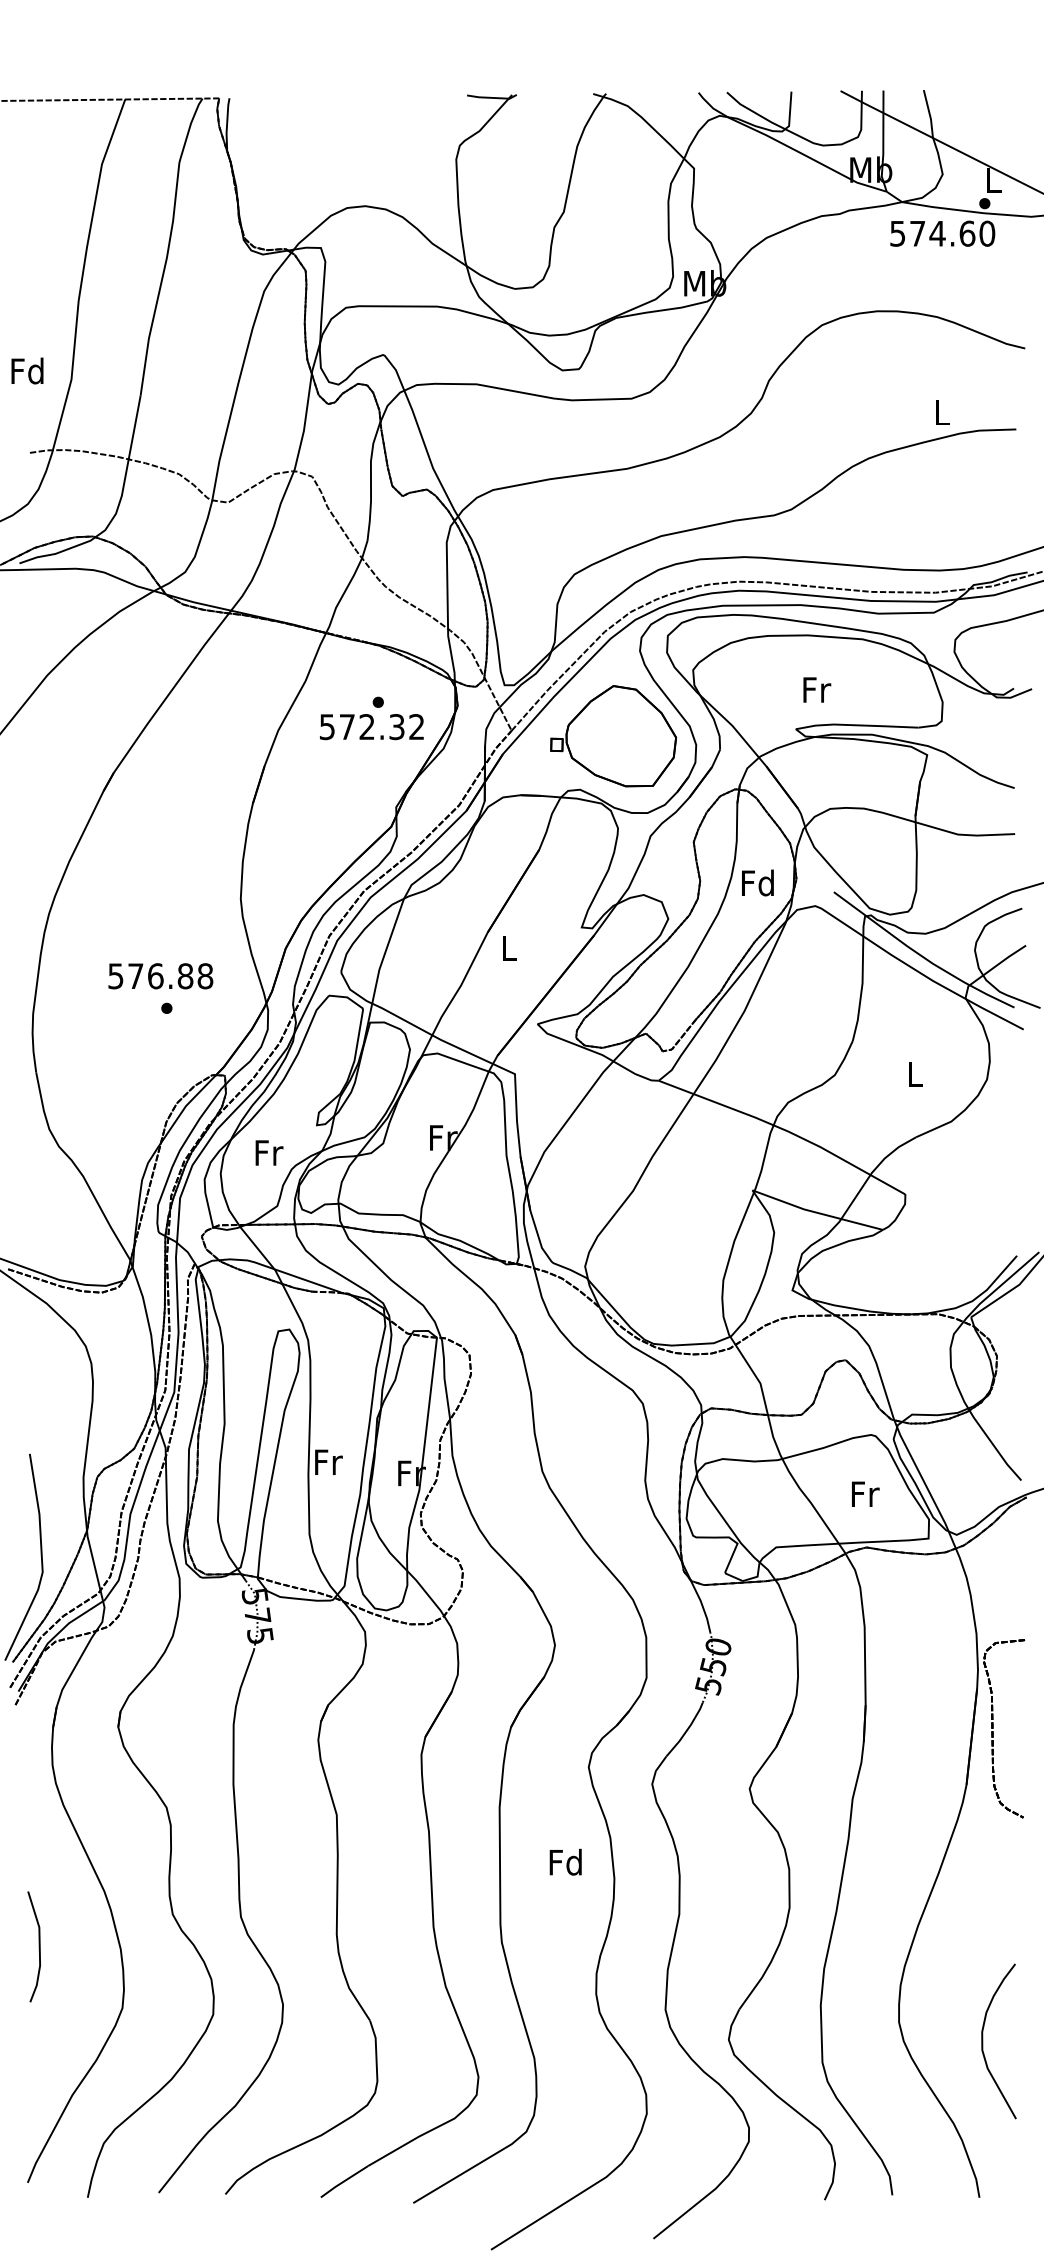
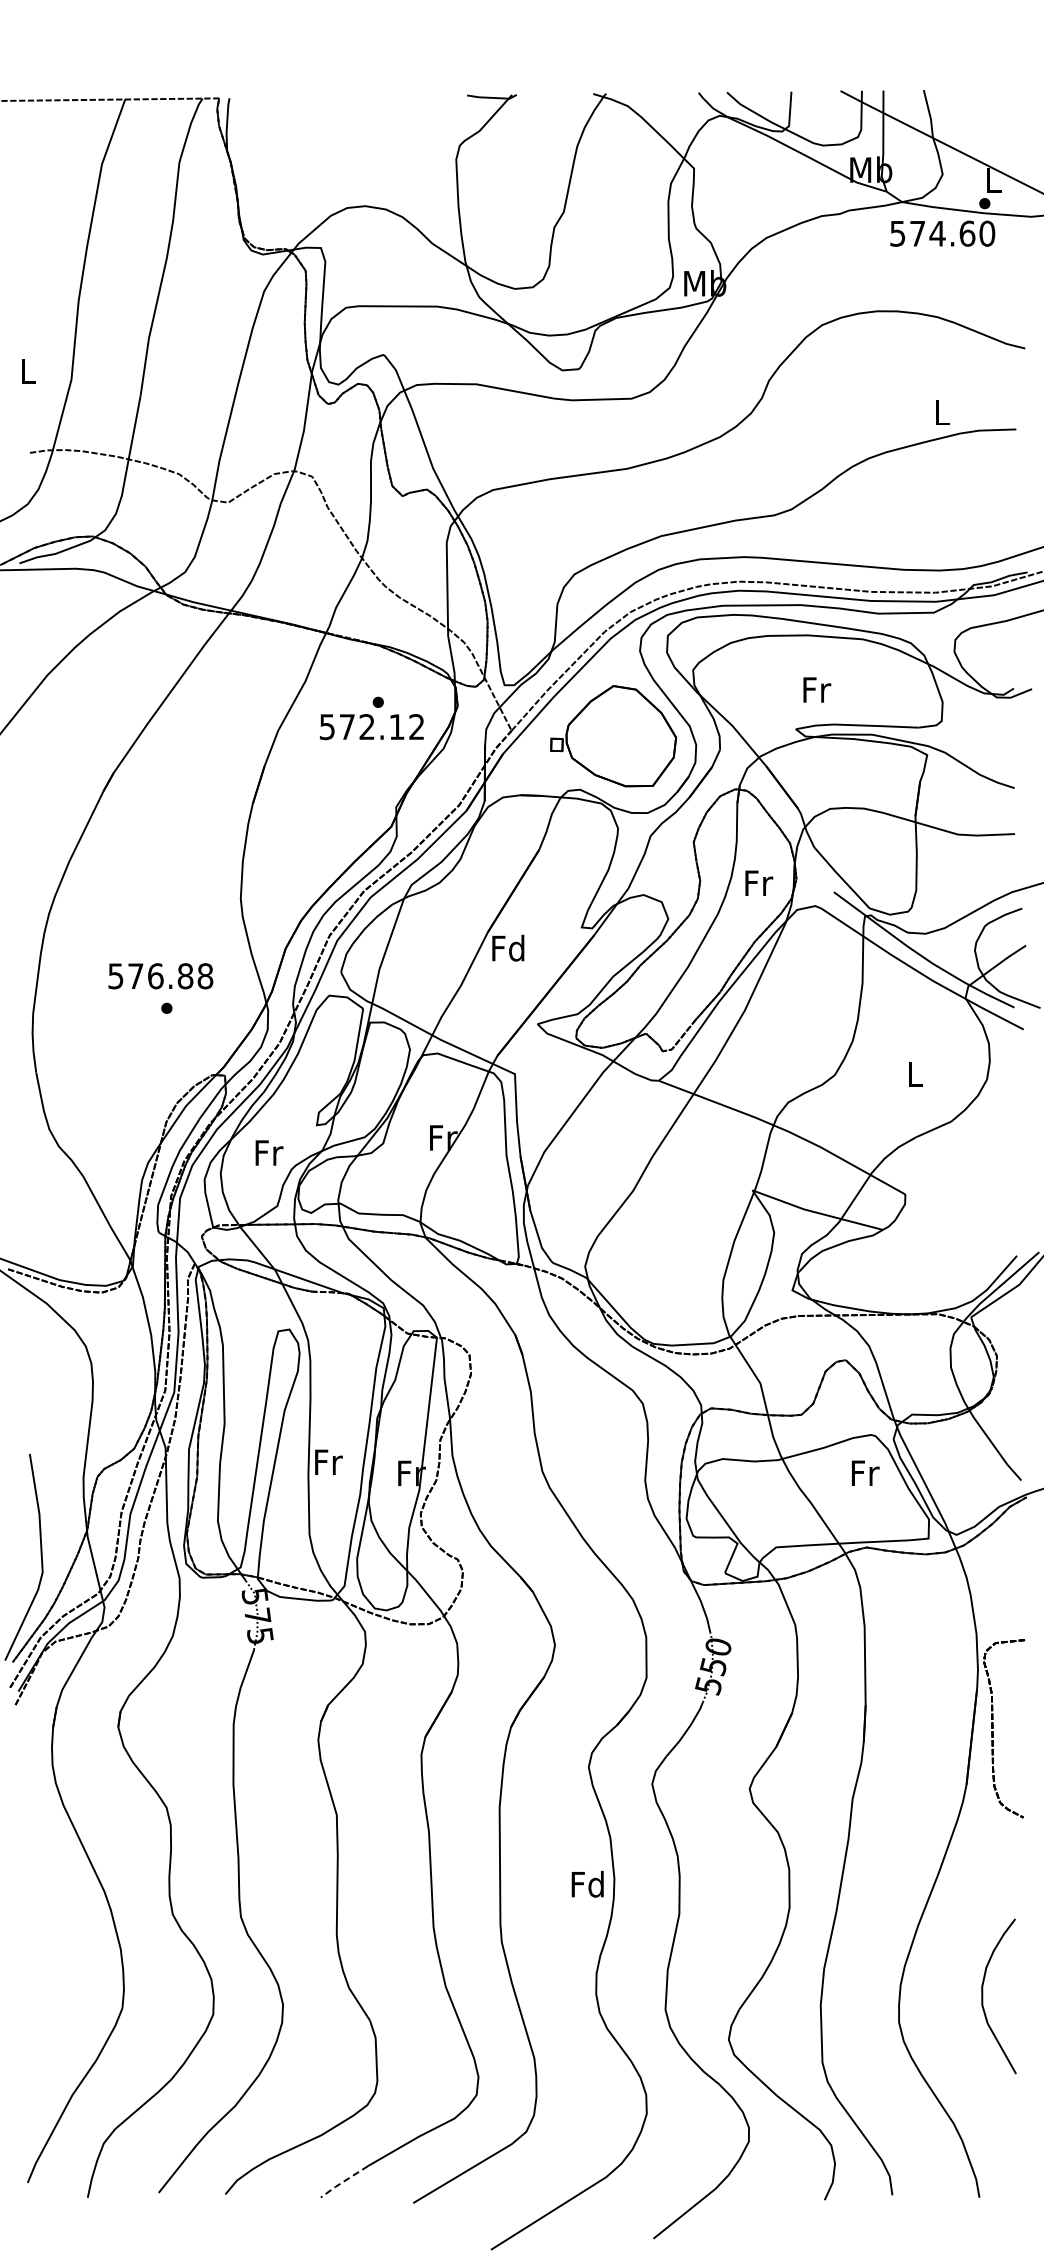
text: Fd -> L (27, 370)
text: 572.32 -> 572.12 (396, 727)
text: Fd -> Fr (757, 882)
text: L -> Fd (508, 947)
text position: (865, 1493) -> (865, 1472) (865, 1472)
text position: (565, 1861) -> (587, 1883) (587, 1883)
line: present -> none (38, 1946)
curve position: (983, 2041) -> (983, 1996) (983, 1996)
line: solid -> dashed (343, 2182)
